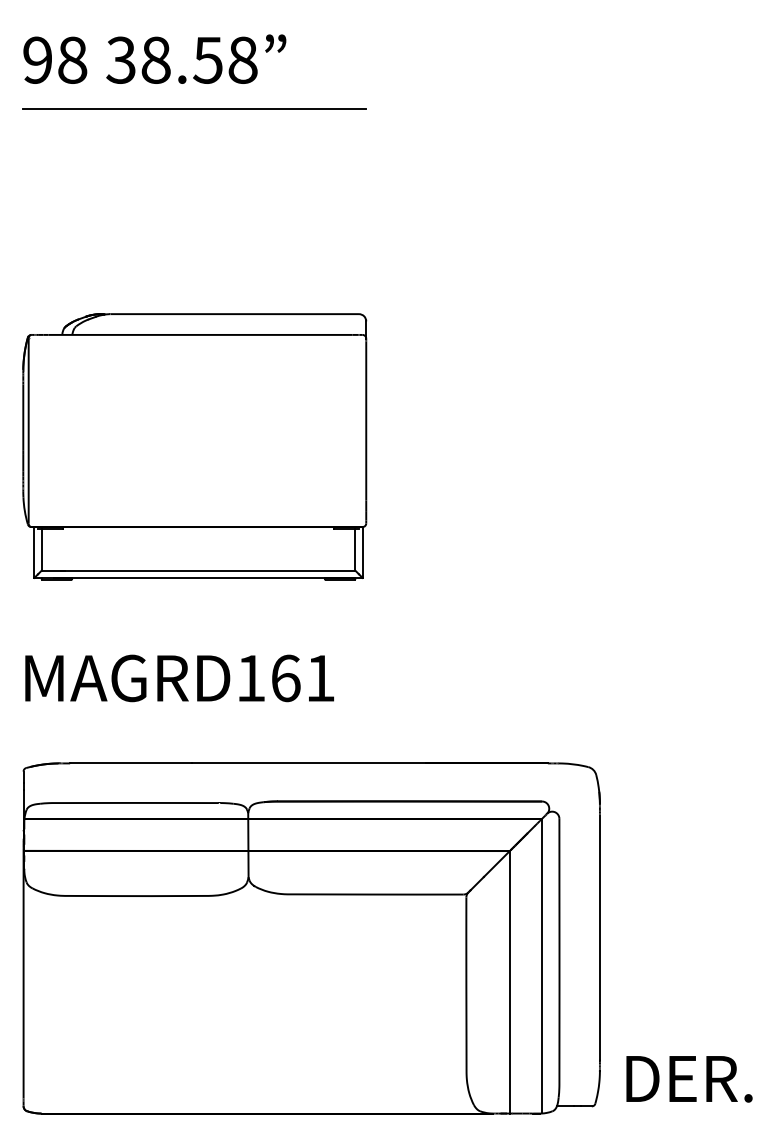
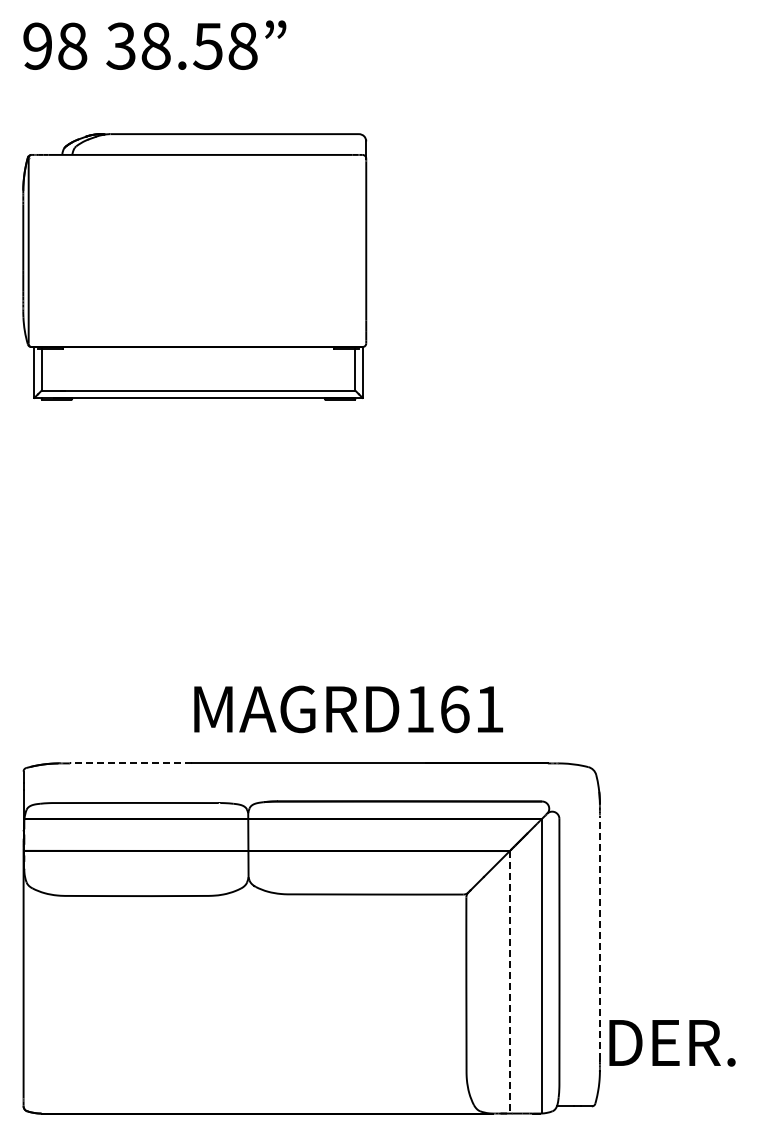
text position: (154, 58) -> (154, 44) (154, 44)
line: present -> none (194, 109)
part position: (194, 446) -> (194, 266) (194, 266)
text position: (179, 678) -> (348, 709) (348, 709)
line: solid -> dashed (131, 763)
line: solid -> dashed (599, 937)
line: solid -> dashed (509, 982)
text position: (689, 1079) -> (672, 1043) (672, 1043)
